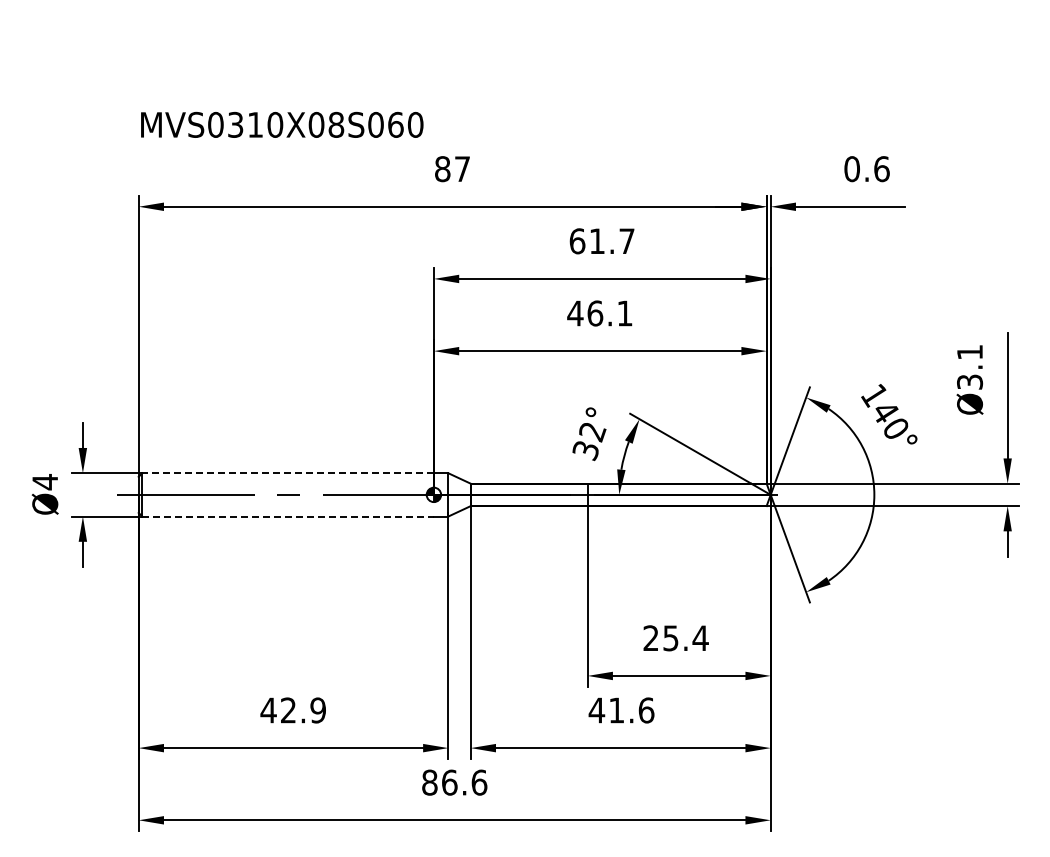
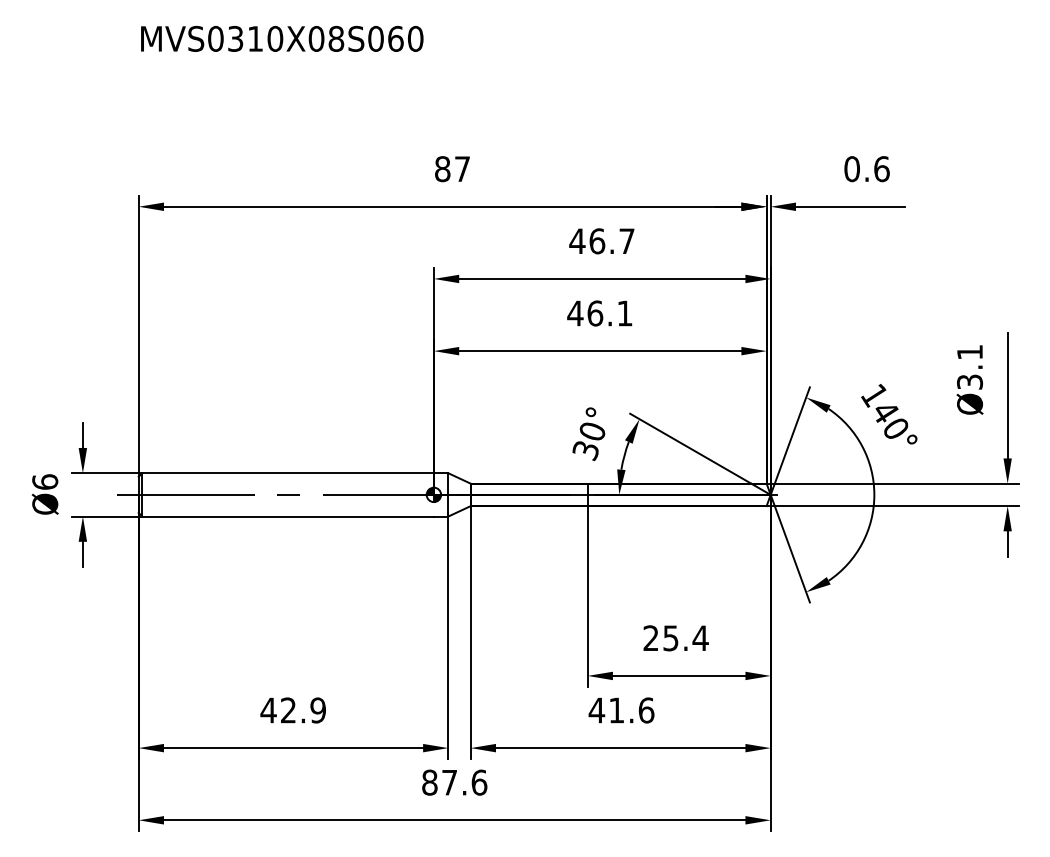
text position: (282, 124) -> (282, 38) (282, 38)
text: 61.7 -> 46.7 (587, 241)
text: 32° -> 30° (592, 432)
line: dashed -> solid (288, 473)
text: Ø4 -> Ø6 (45, 482)
line: dashed -> solid (288, 516)
text: 86.6 -> 87.6 (449, 782)
